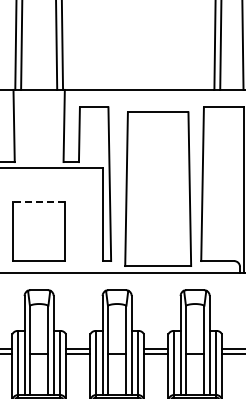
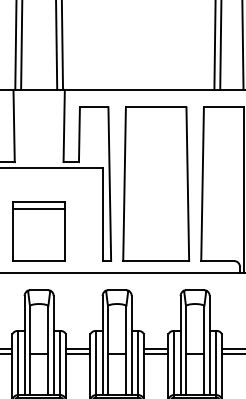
part position: (158, 188) -> (156, 183) (156, 183)
line: dashed -> solid (38, 201)
line: none -> present (38, 208)
